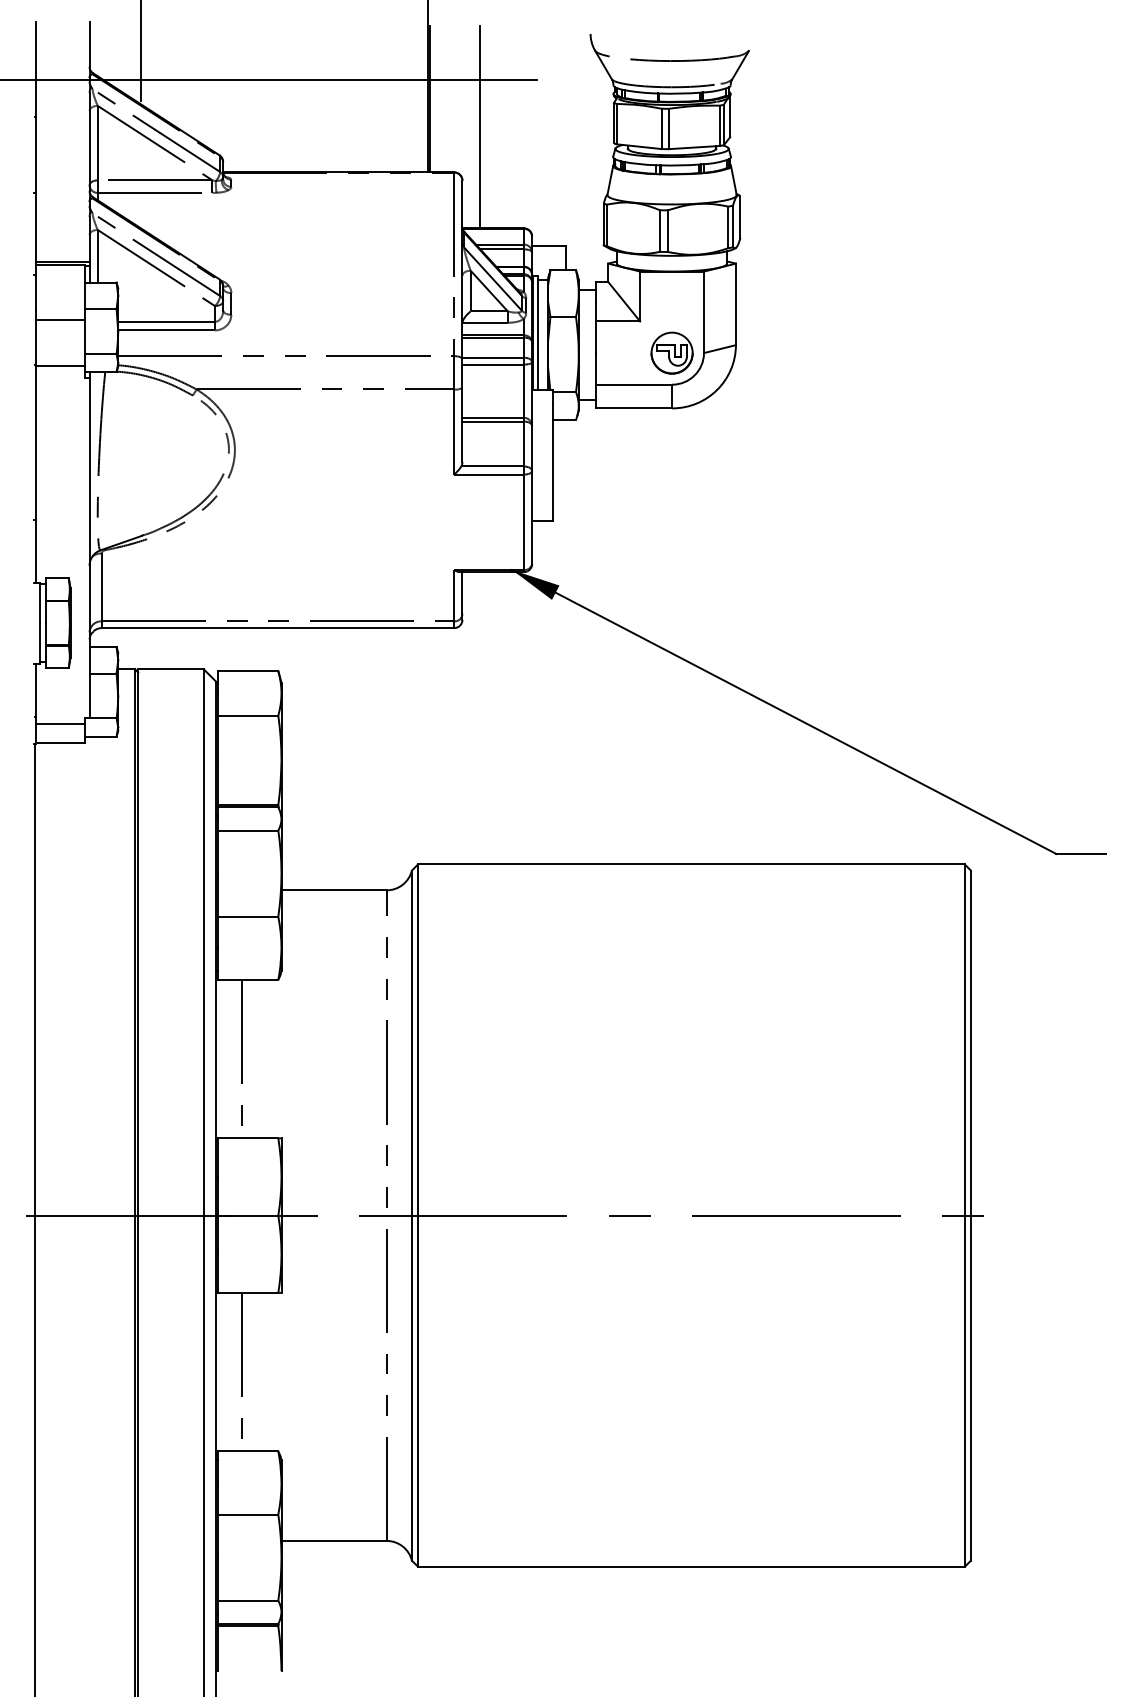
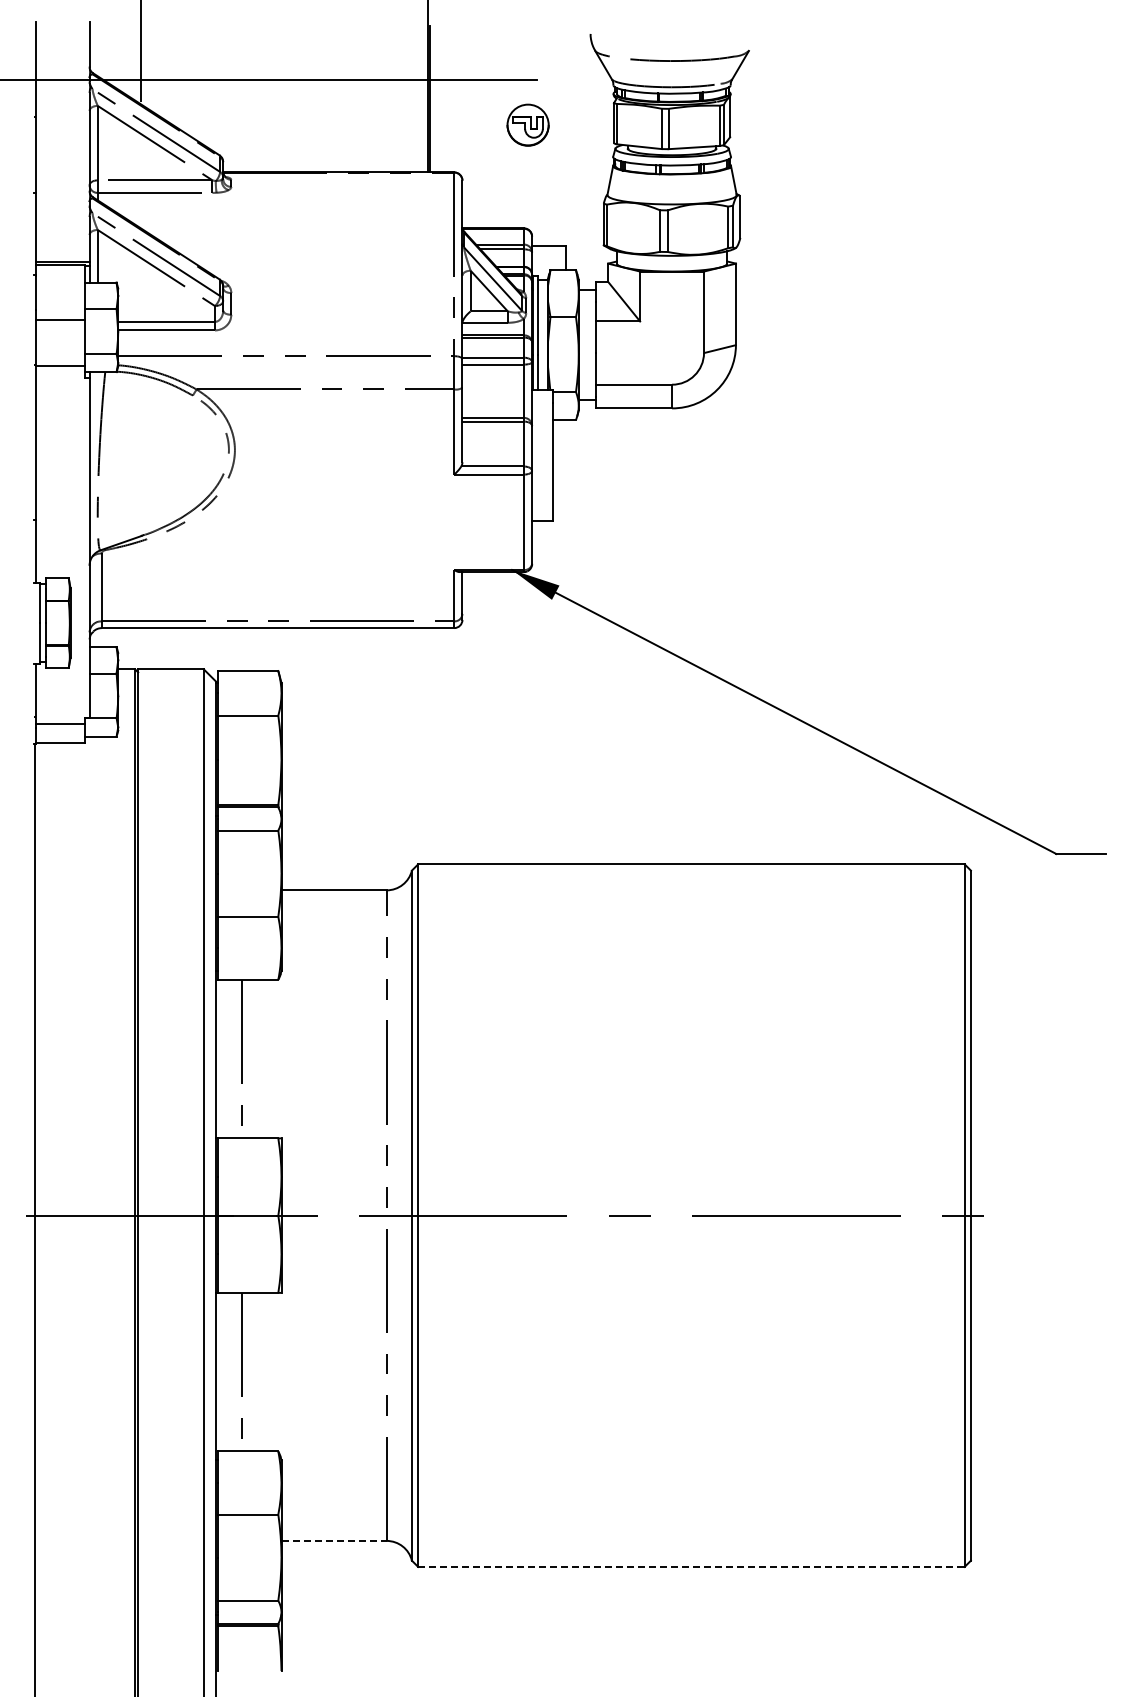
line: present -> none (479, 127)
part position: (671, 352) -> (527, 124) (527, 124)
line: solid -> dashed (334, 1540)
line: solid -> dashed (691, 1566)
